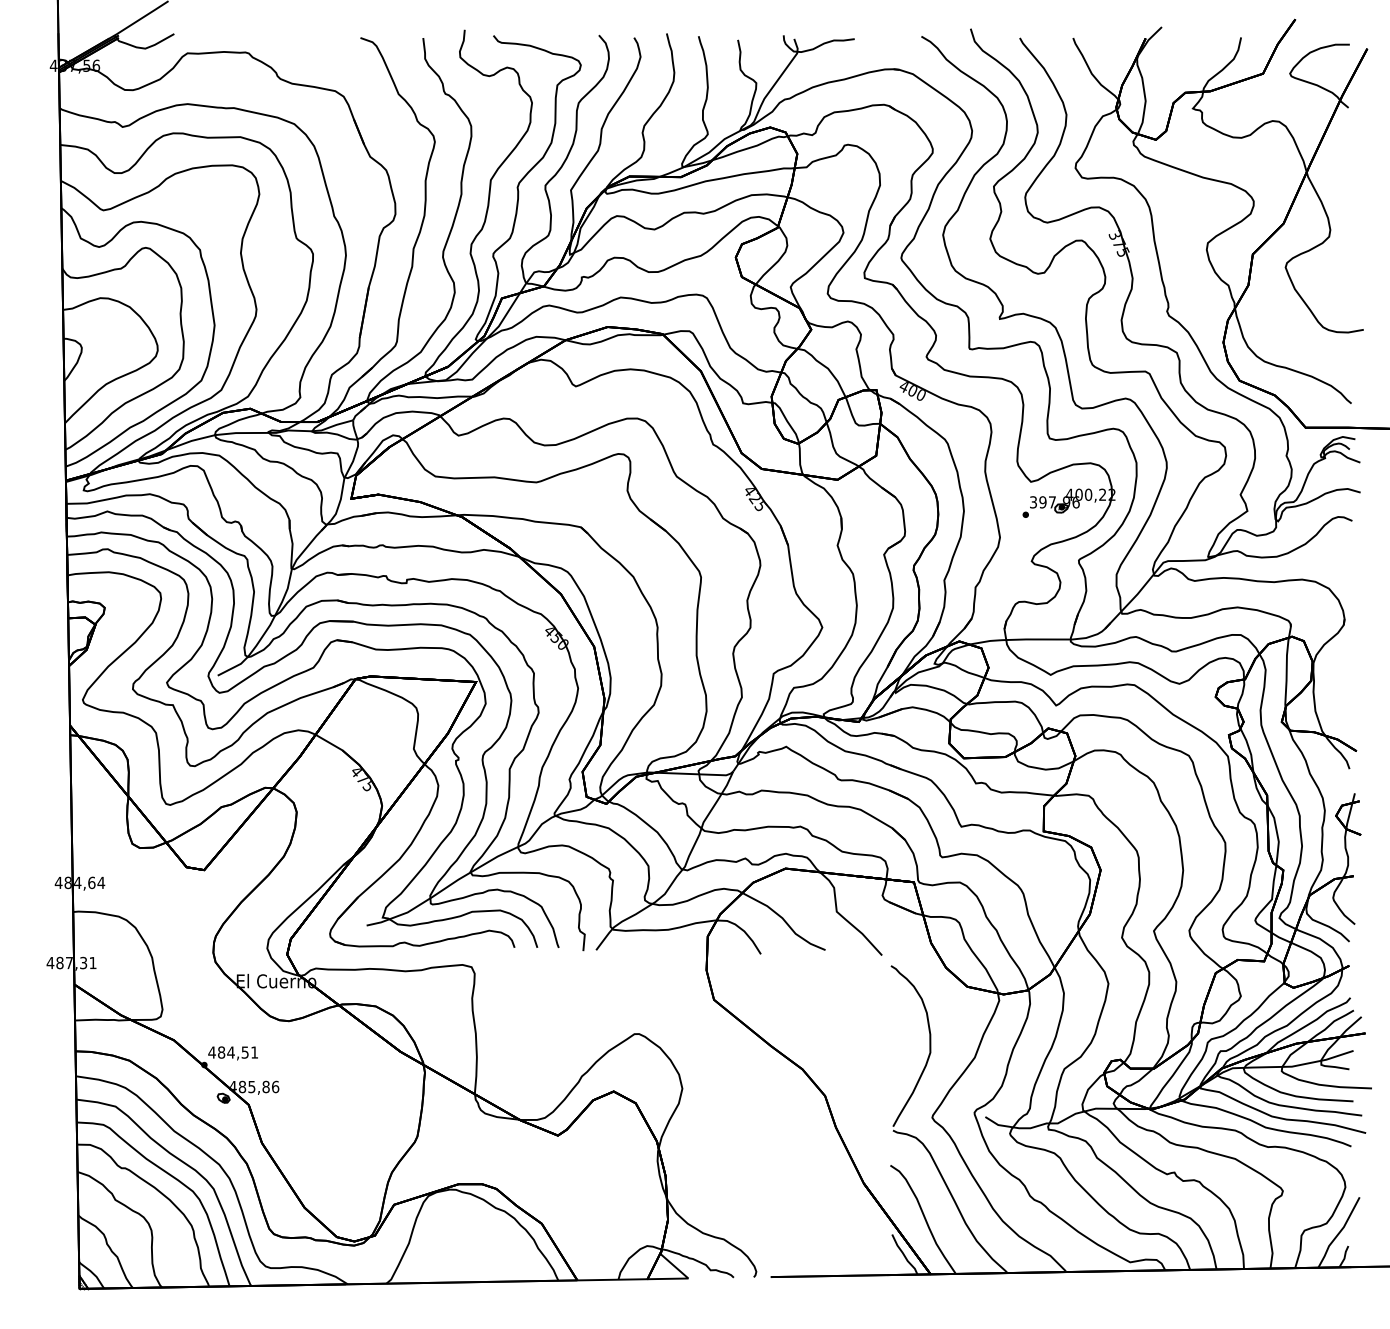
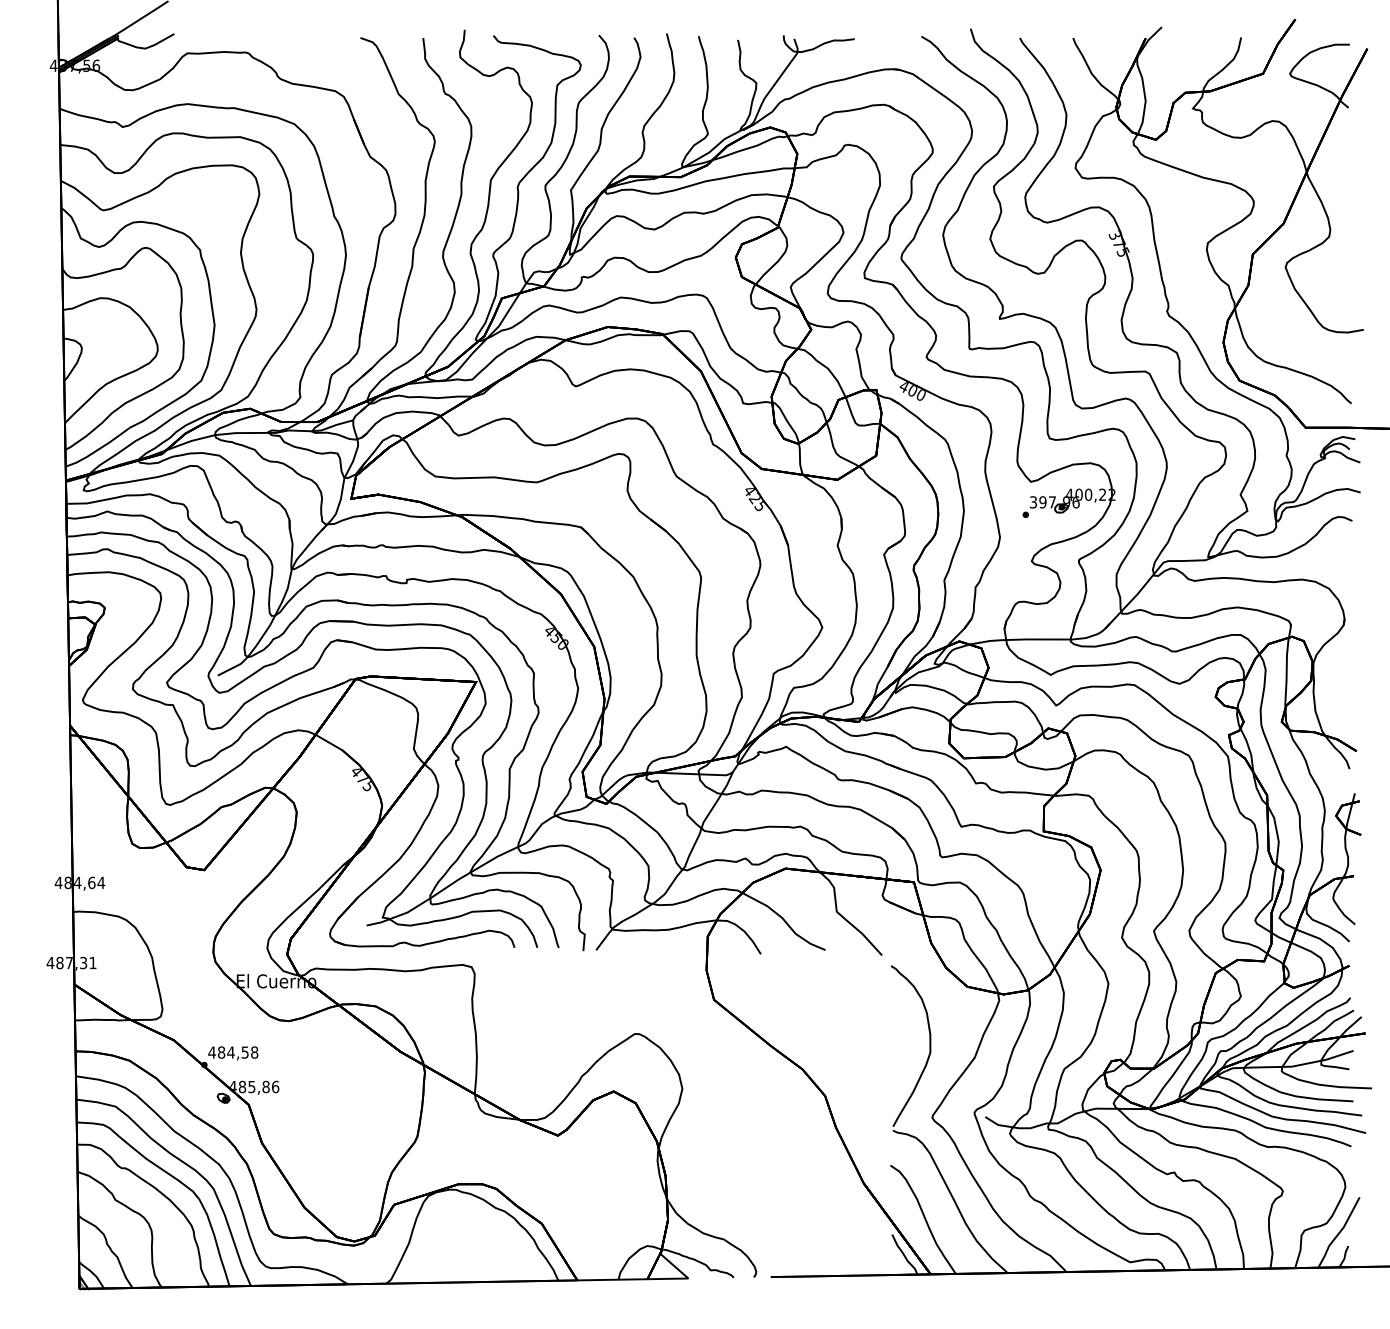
text: 484,51 -> 484,58 (254, 1052)
